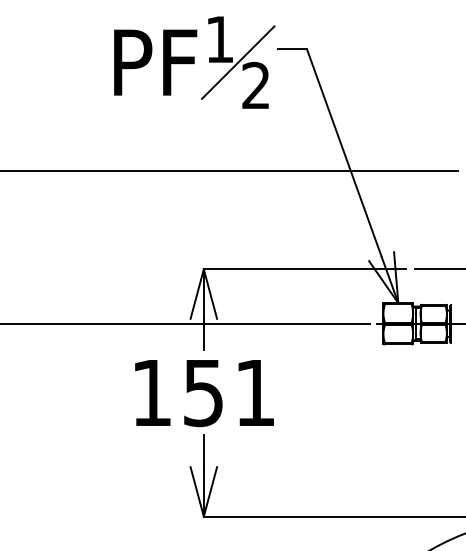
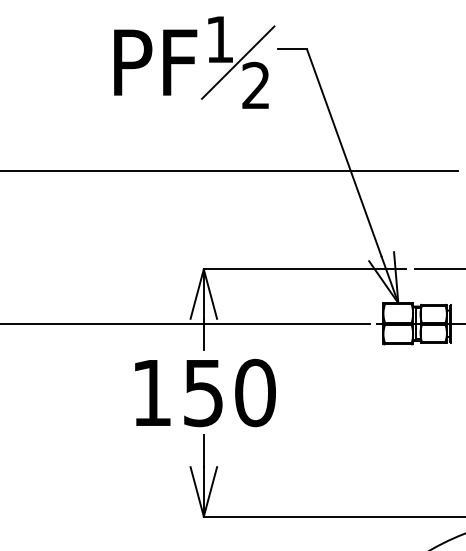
text: 151 -> 150 (255, 392)
